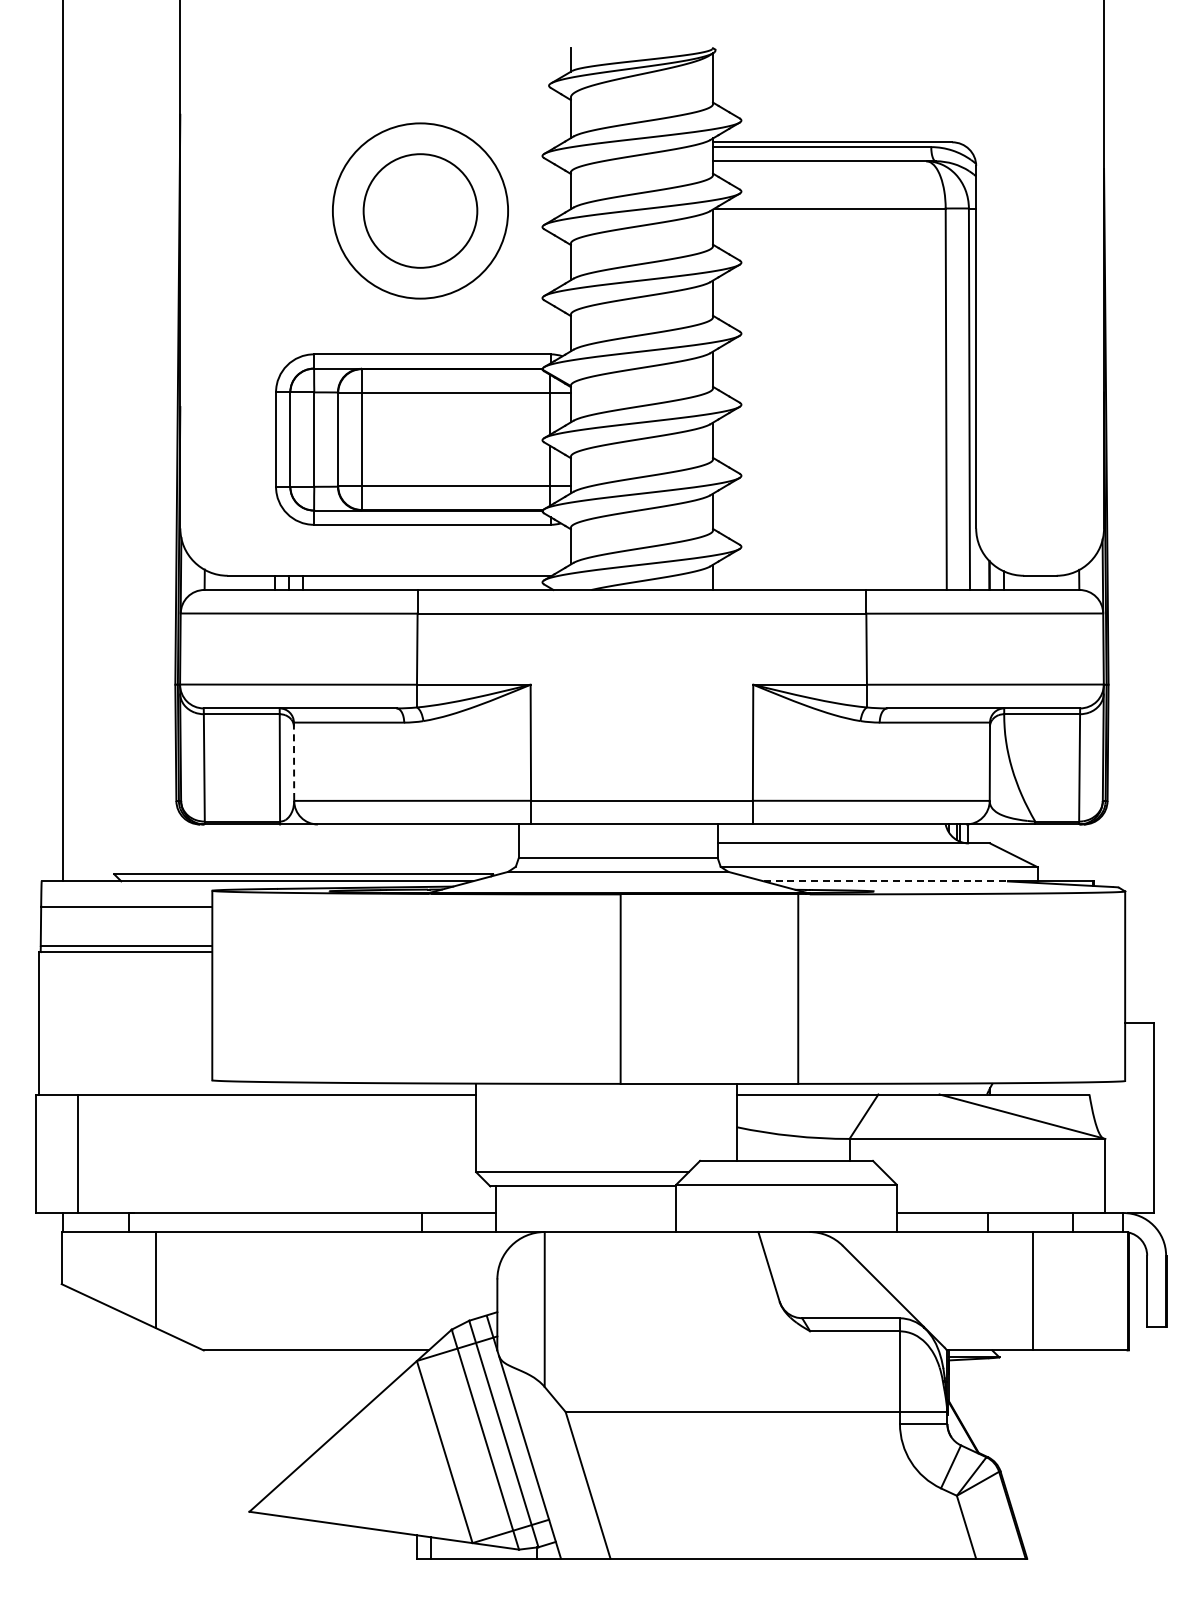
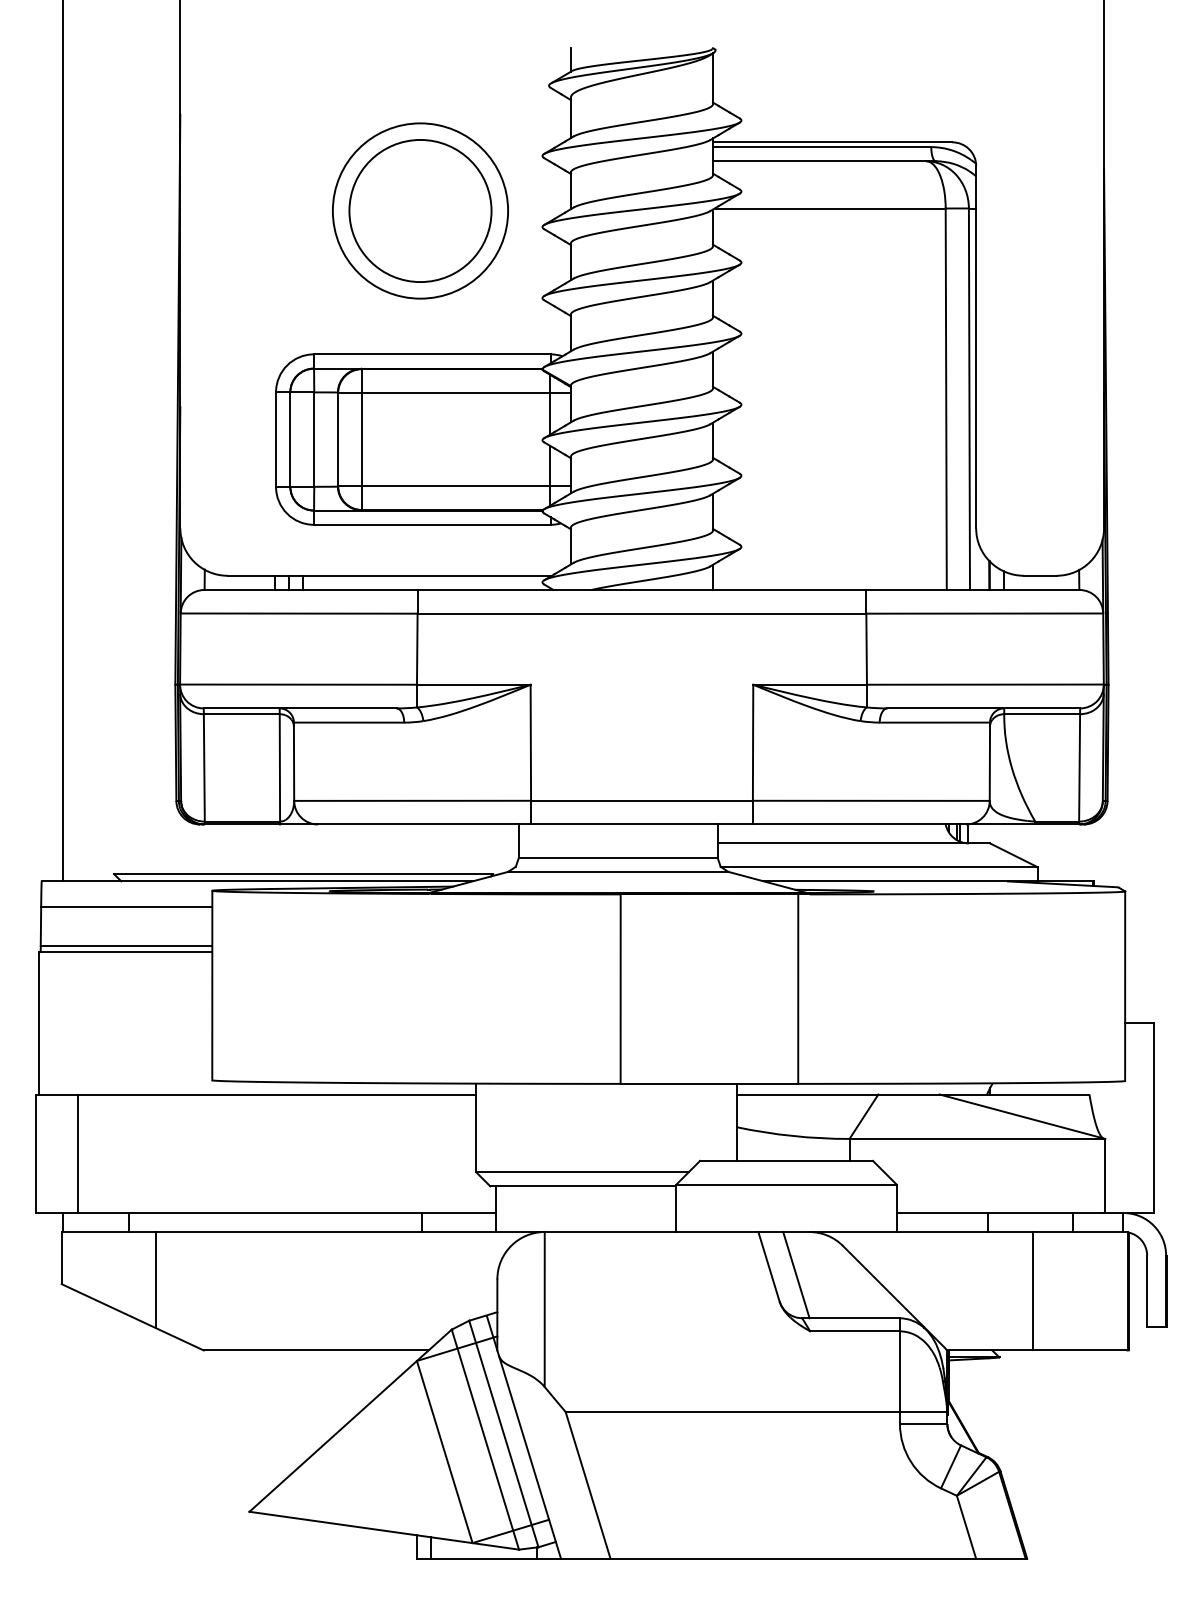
circle diameter: 114 px -> 142 px (420, 210)
line: dashed -> solid (294, 762)
line: dashed -> solid (885, 881)
line: none -> present (796, 1275)
